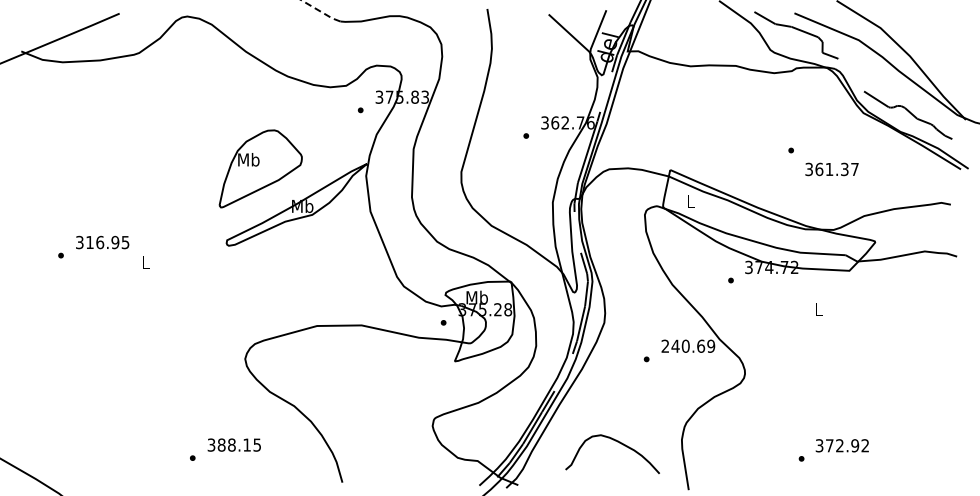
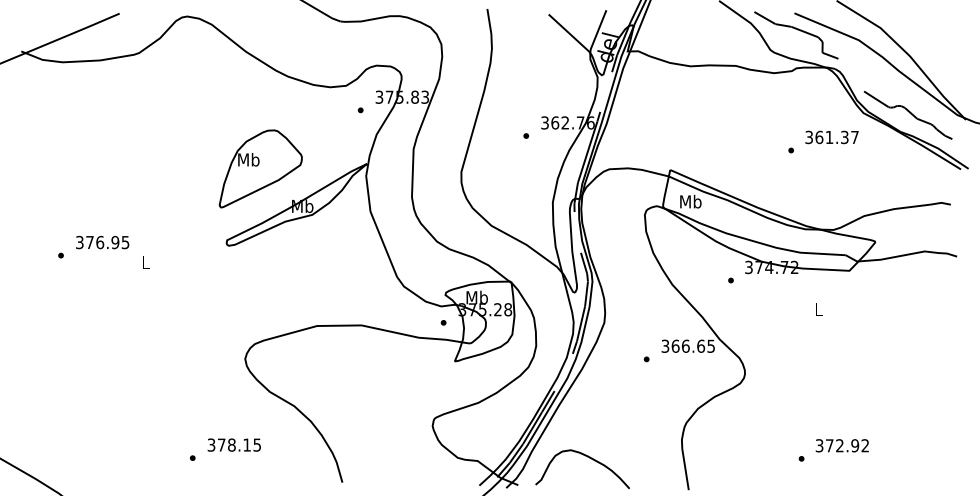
line: dashed -> solid (320, 11)
text position: (831, 169) -> (831, 137) (831, 137)
text: L -> Mb (690, 201)
text: 316.95 -> 376.95 (89, 242)
text: 240.69 -> 366.65 (688, 345)
curve position: (617, 442) -> (587, 457) (587, 457)
text: 388.15 -> 378.15 (221, 444)
